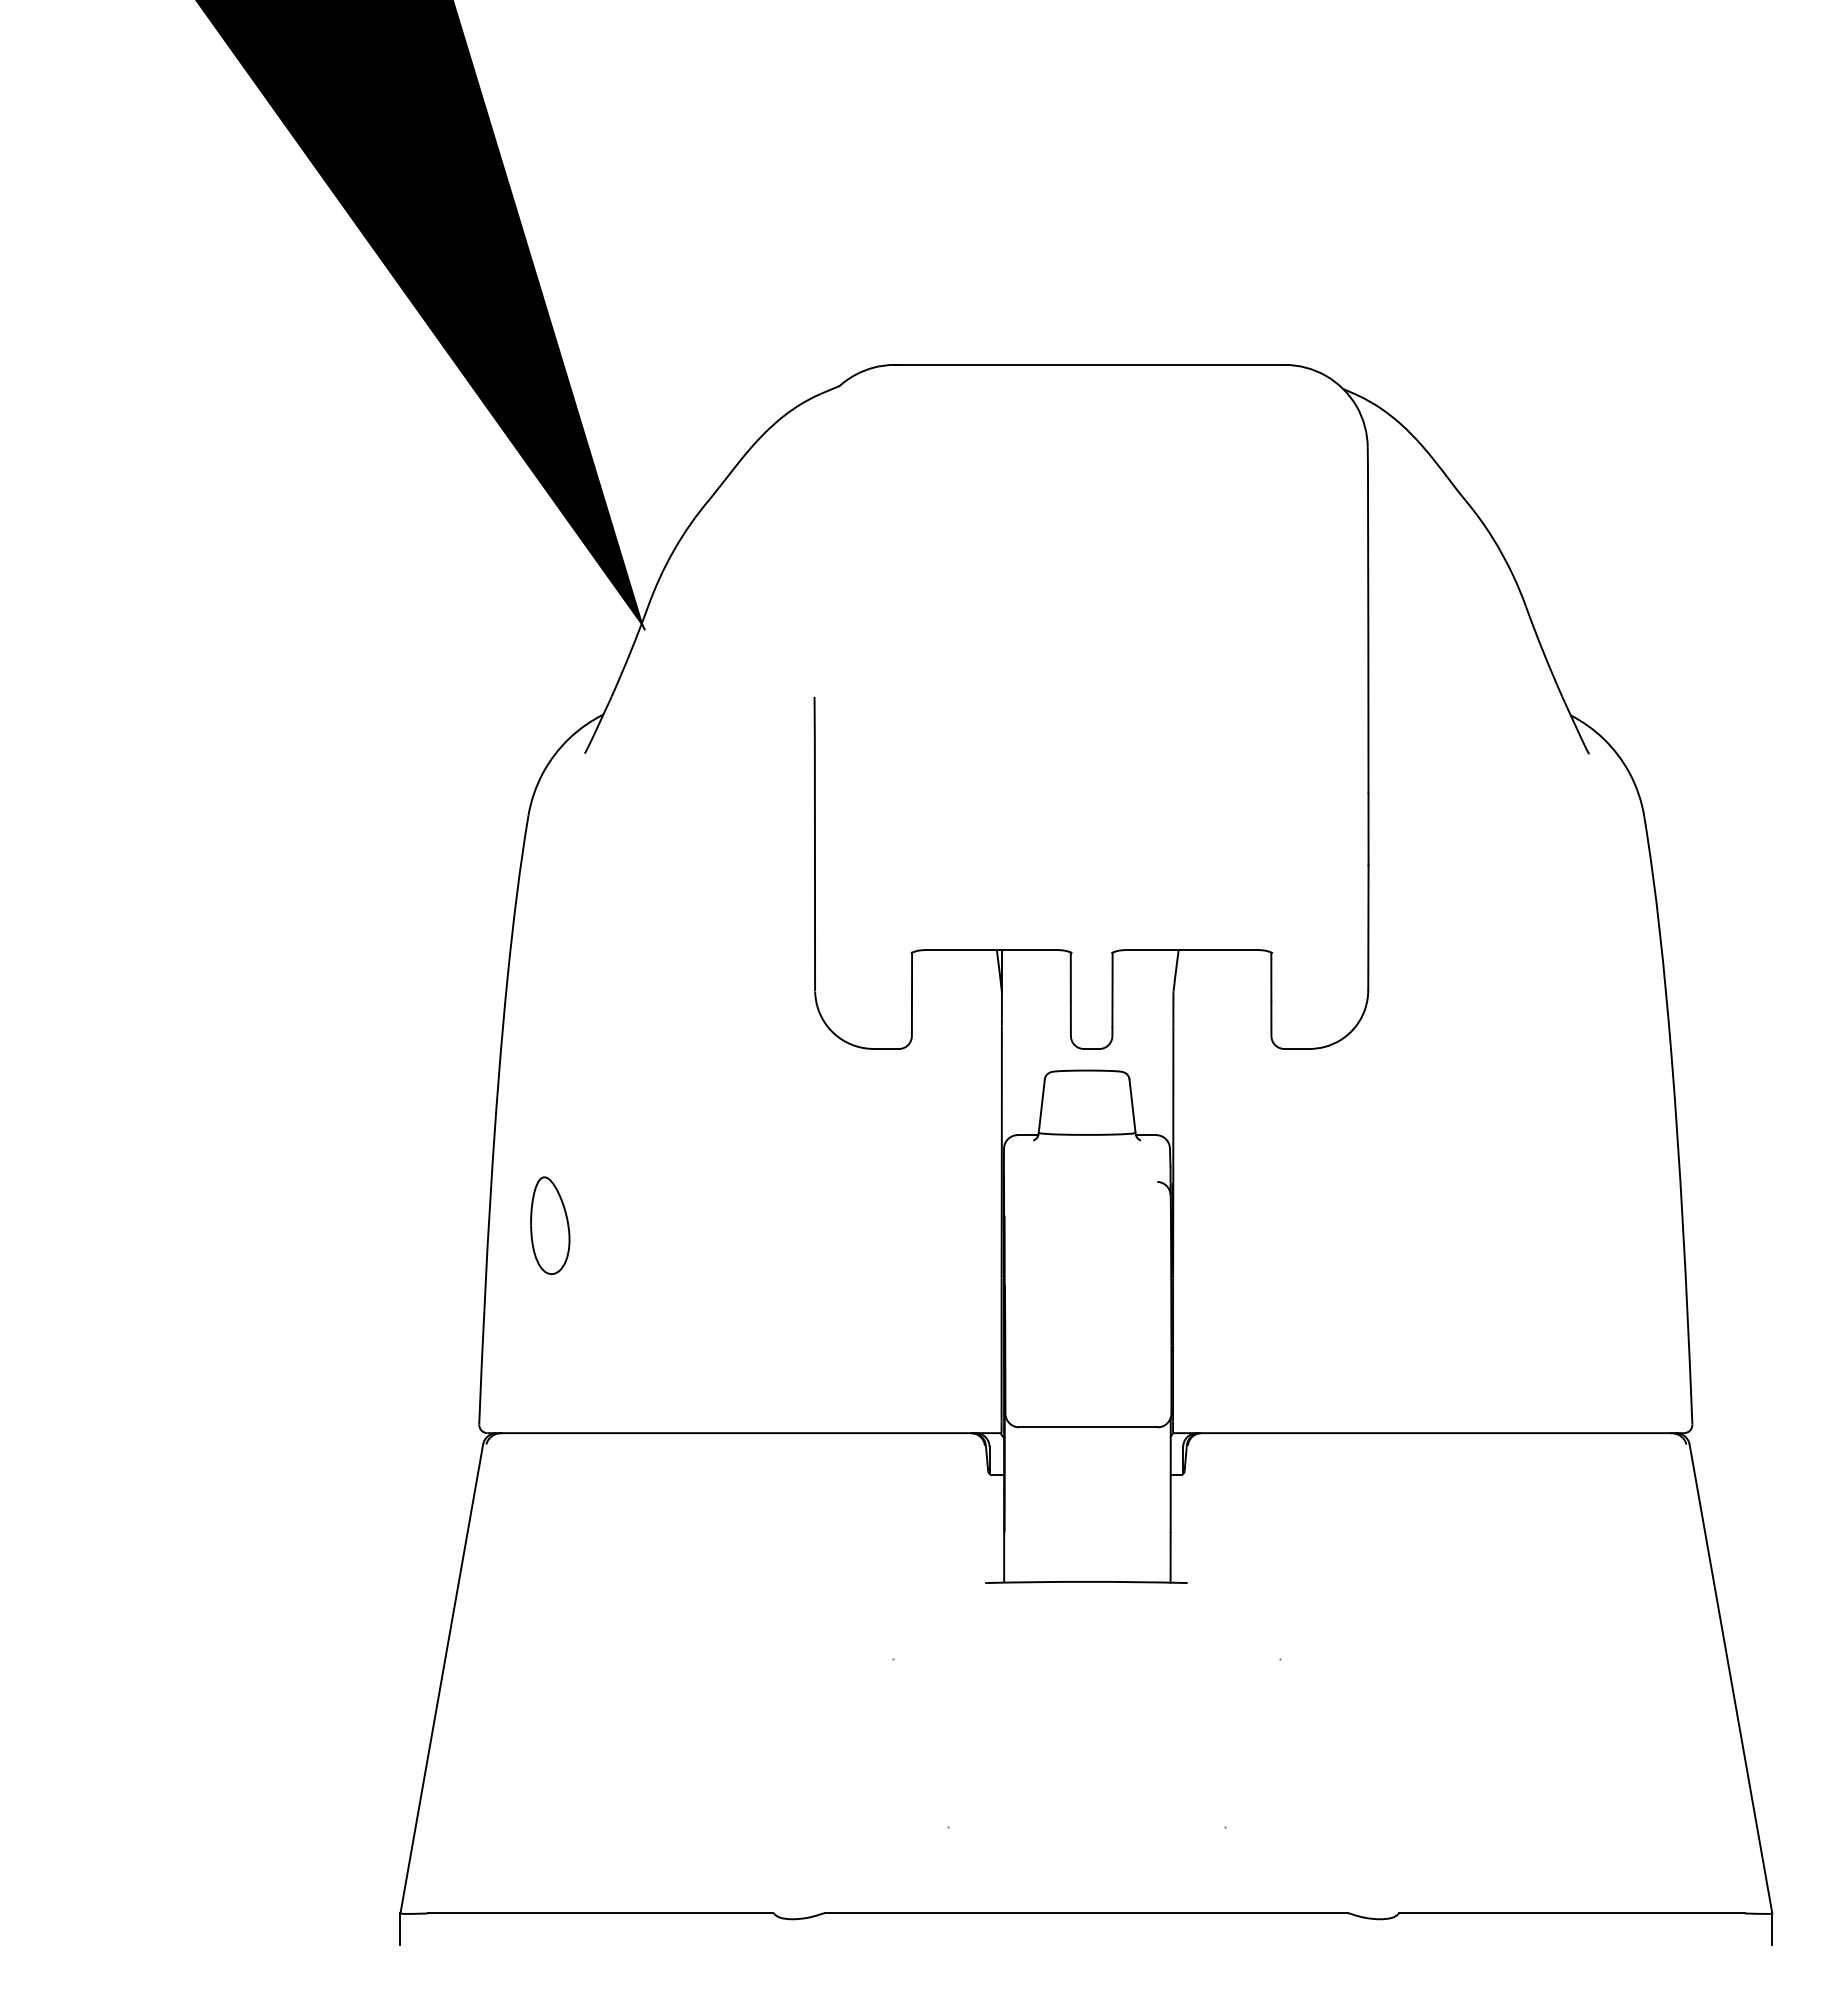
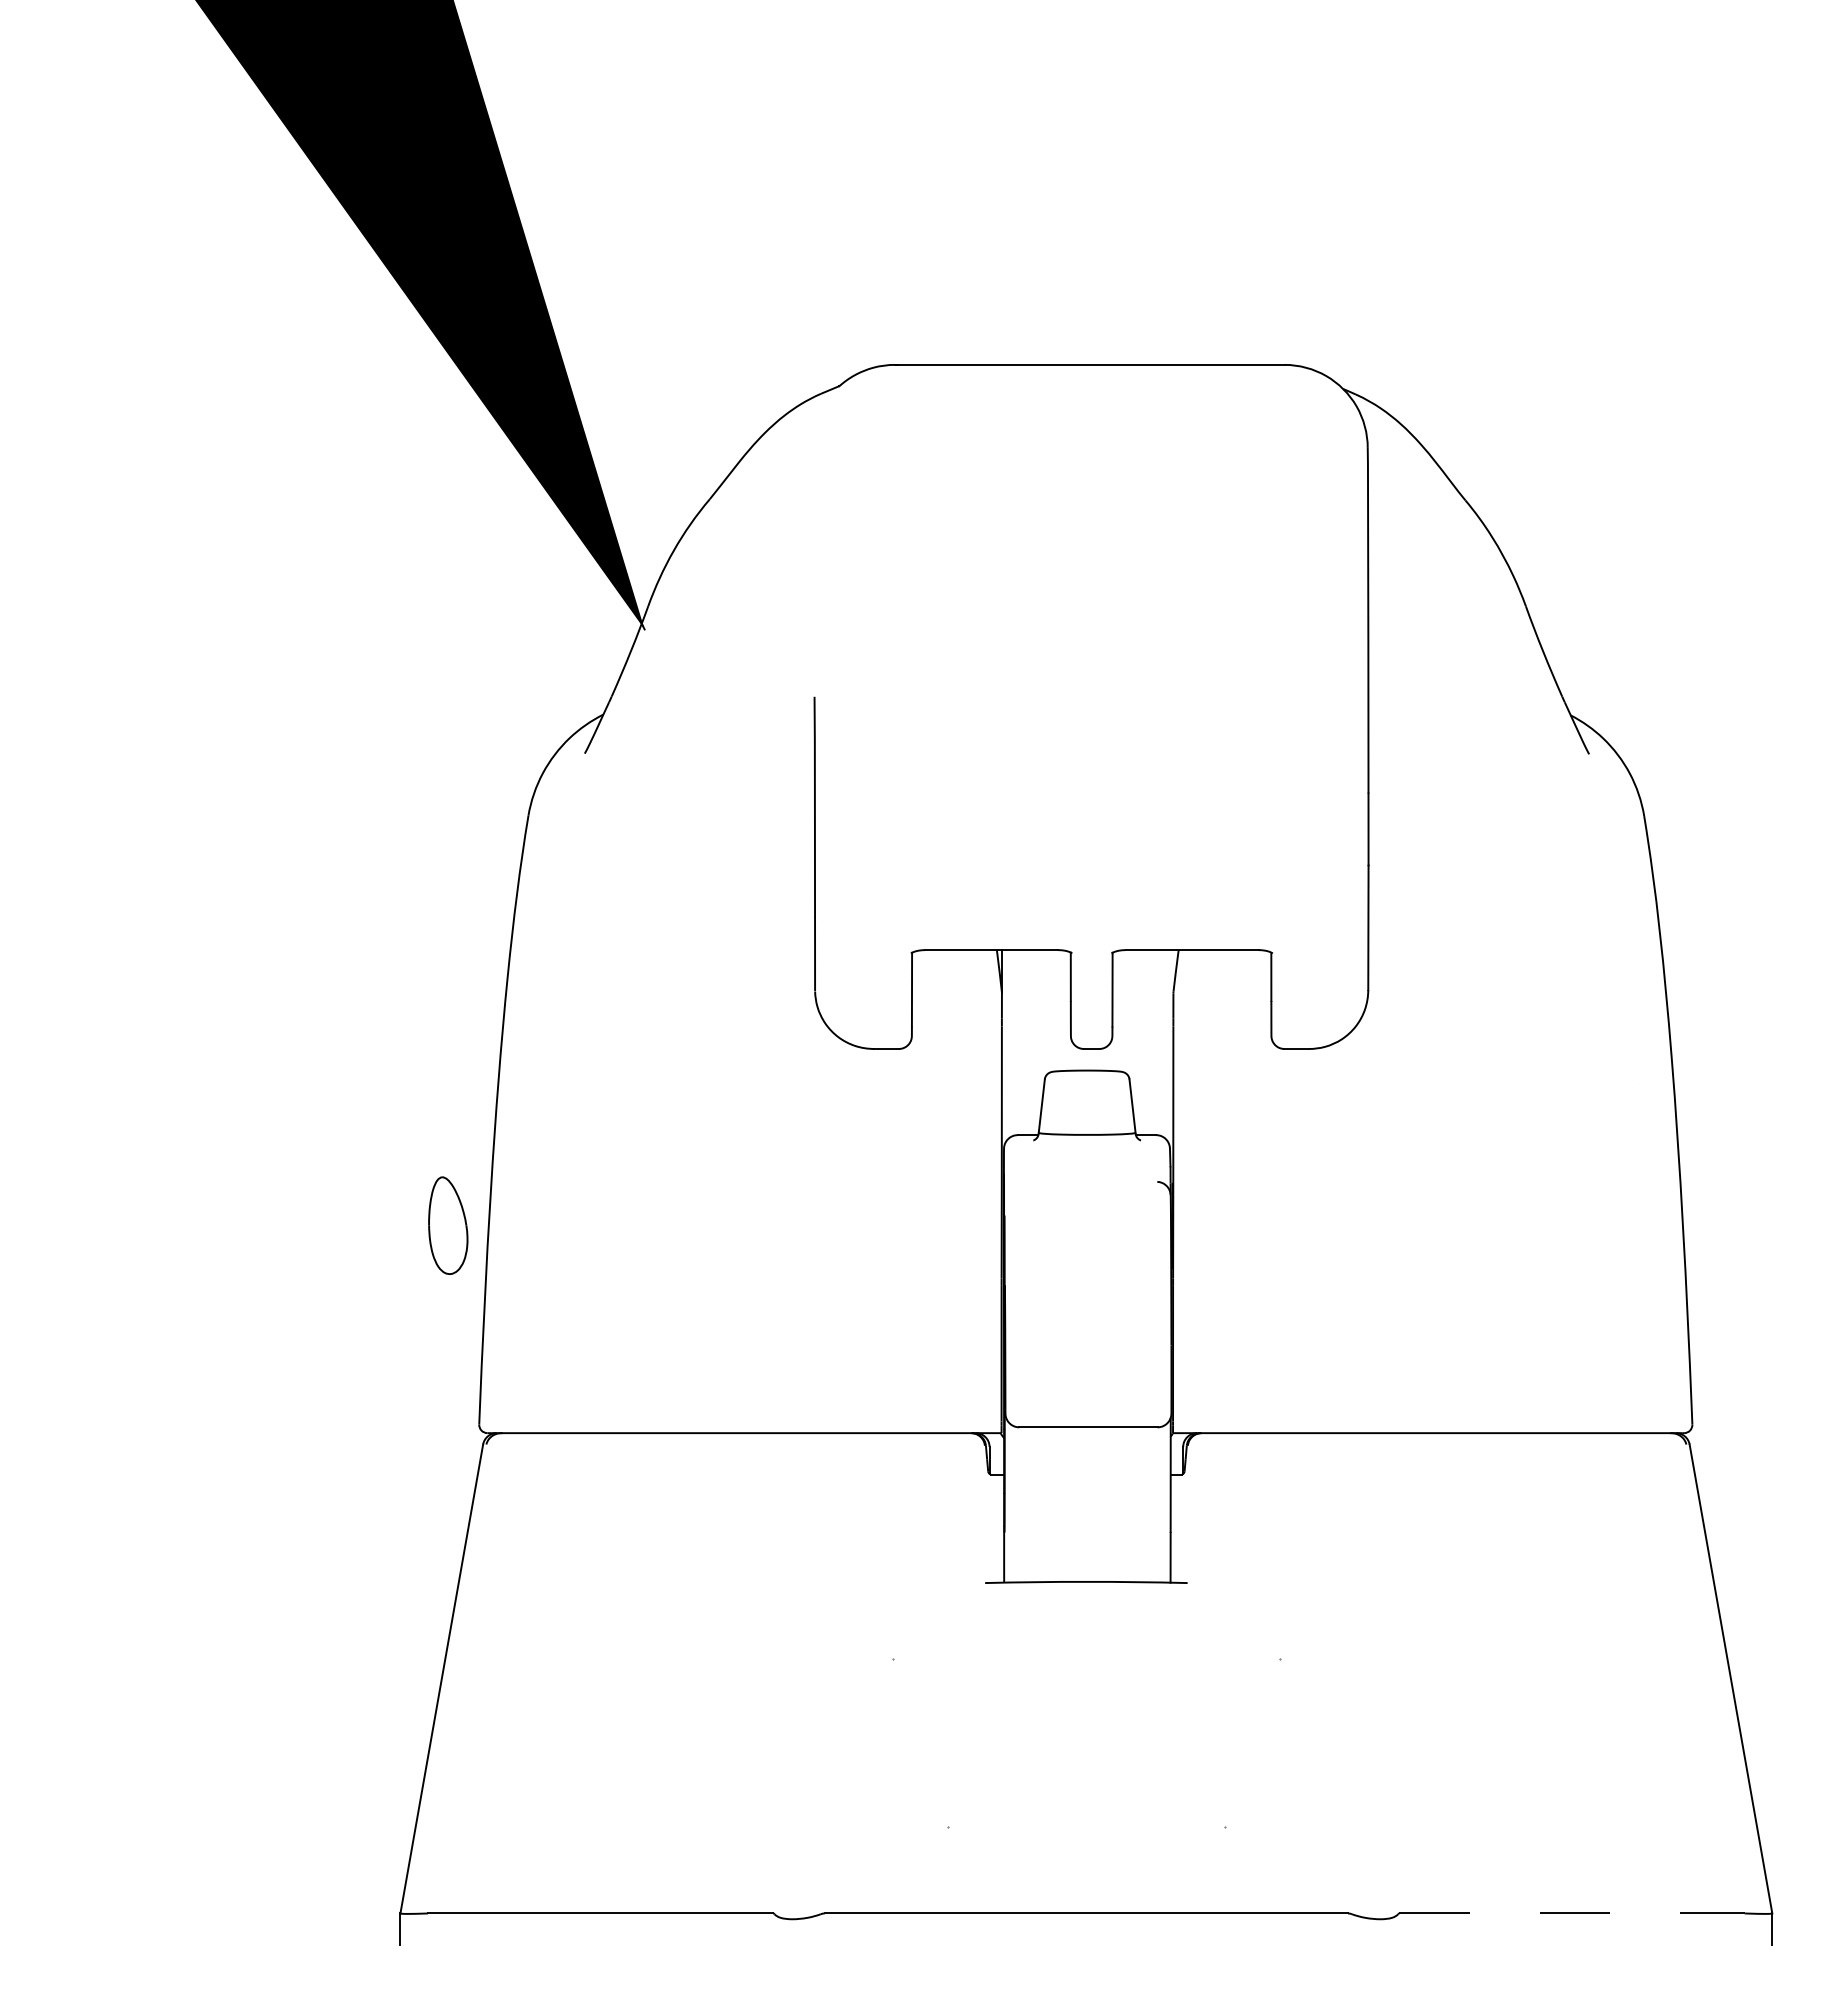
part position: (550, 1225) -> (448, 1225) (448, 1225)
line: solid -> dashed (1572, 1913)
